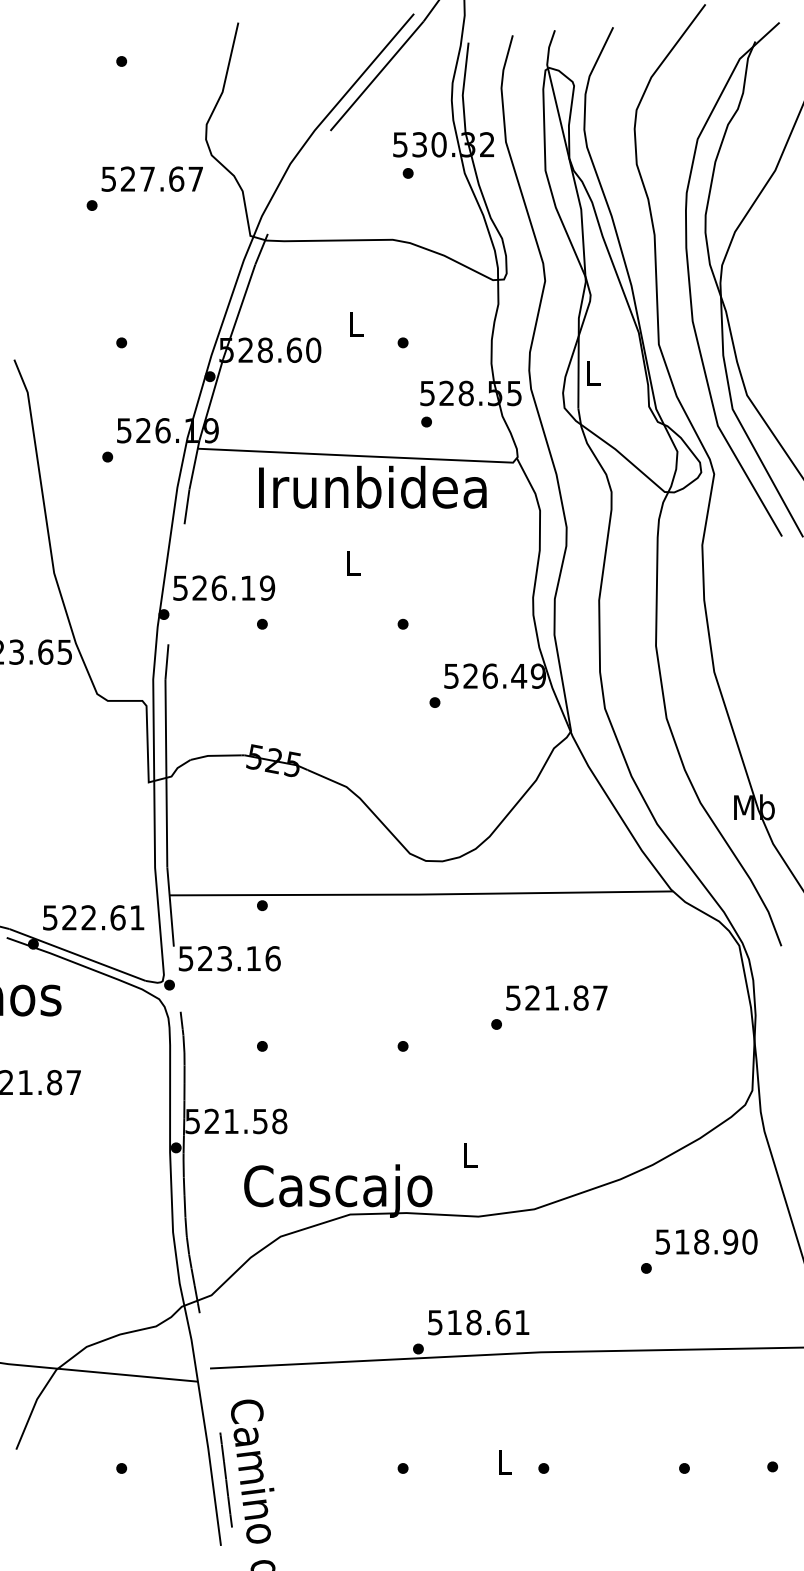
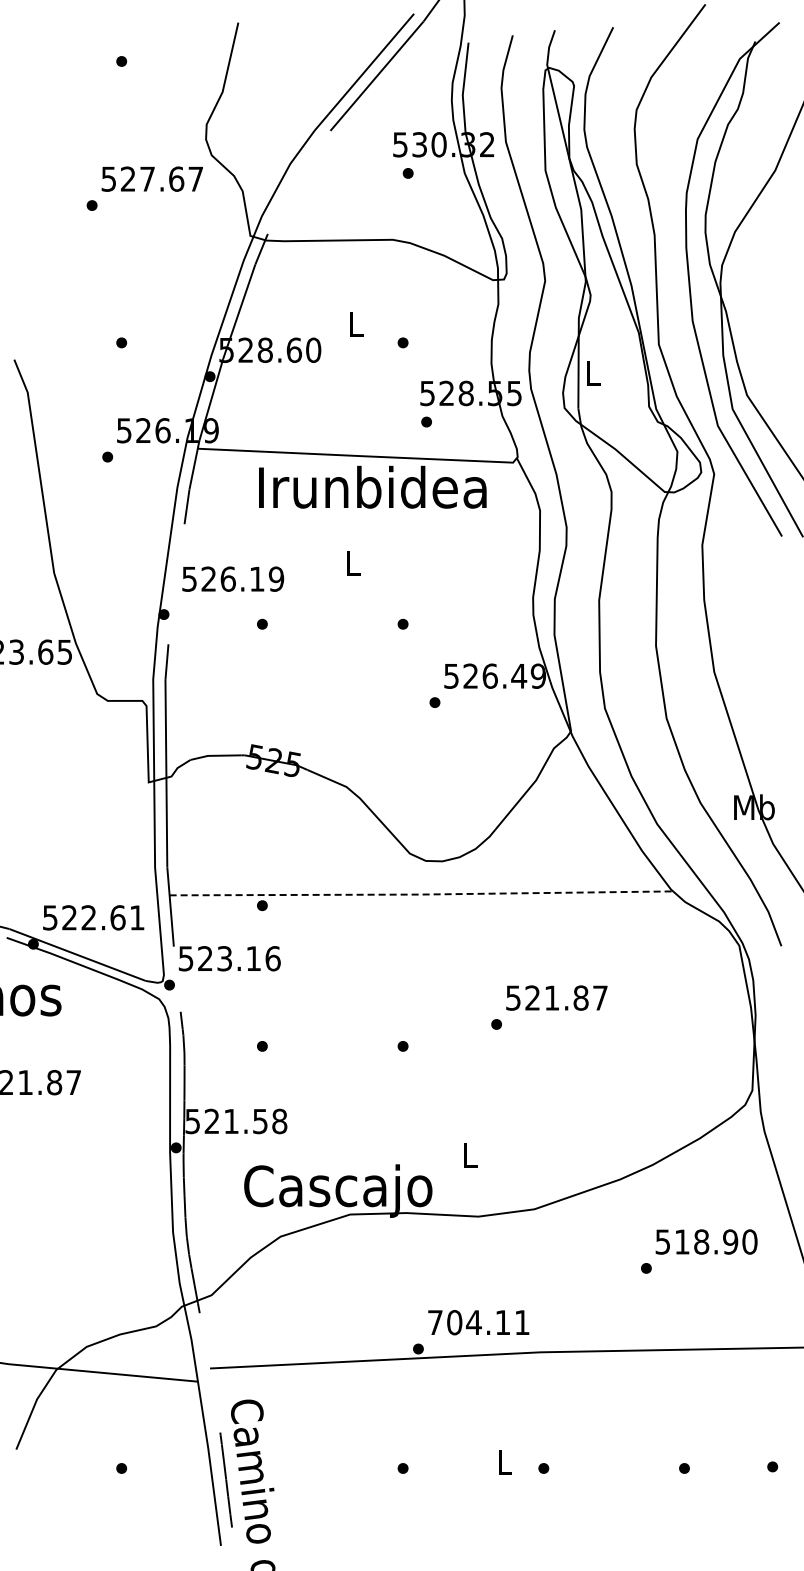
text position: (224, 587) -> (233, 578) (233, 578)
line: solid -> dashed (421, 894)
text: 518.61 -> 704.11 (469, 1322)
